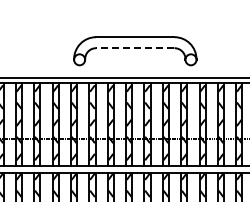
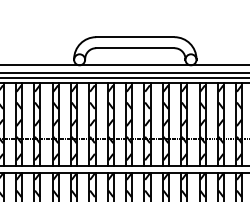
line: dashed -> solid (134, 48)
line: none -> present (124, 65)
line: none -> present (124, 72)
